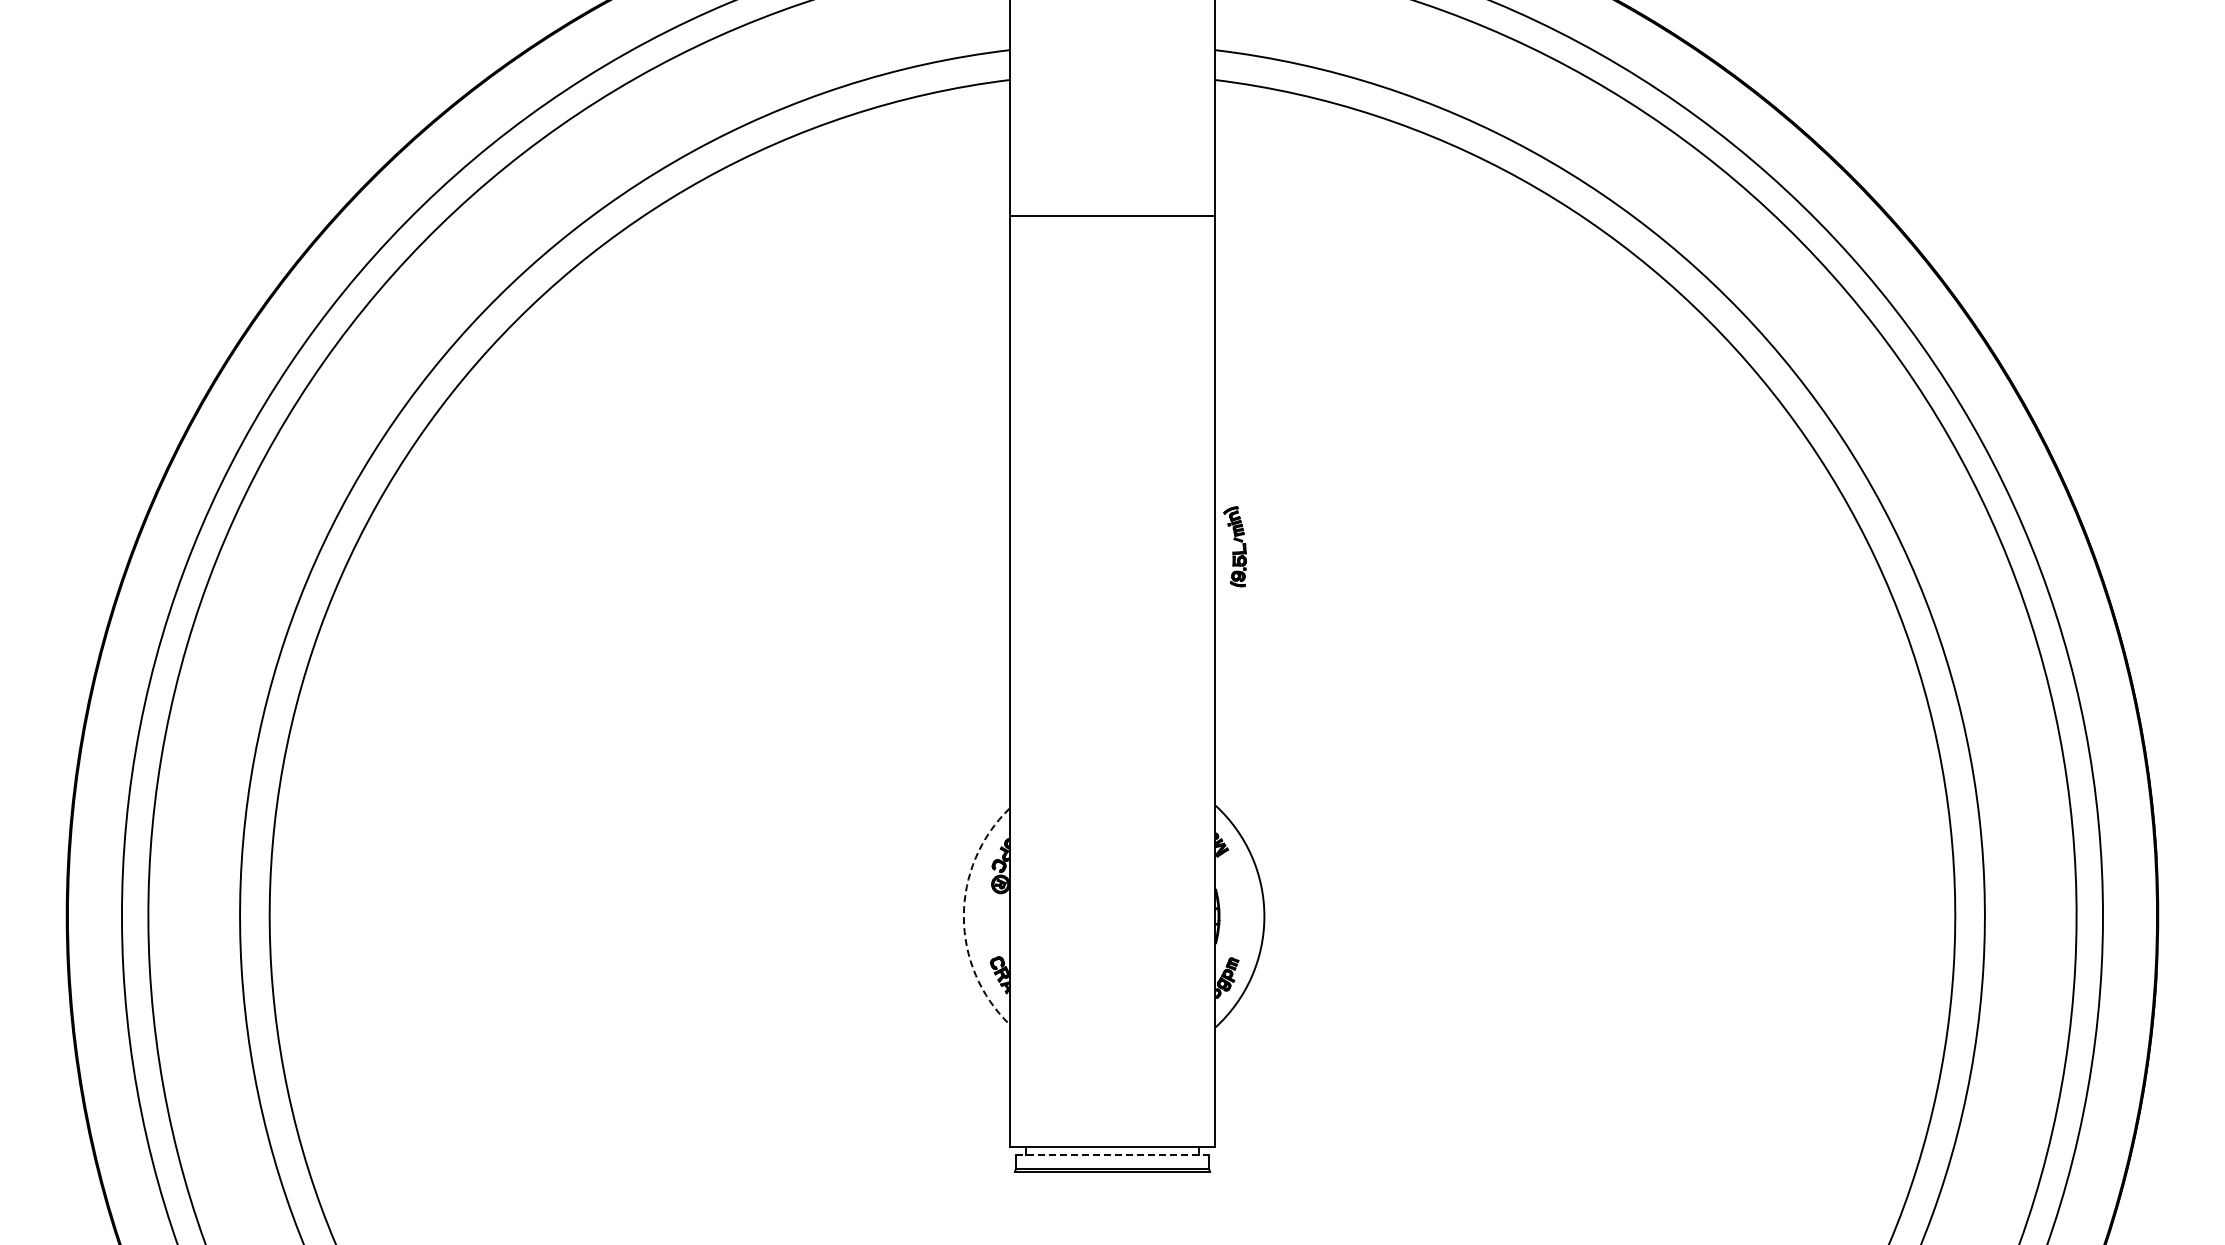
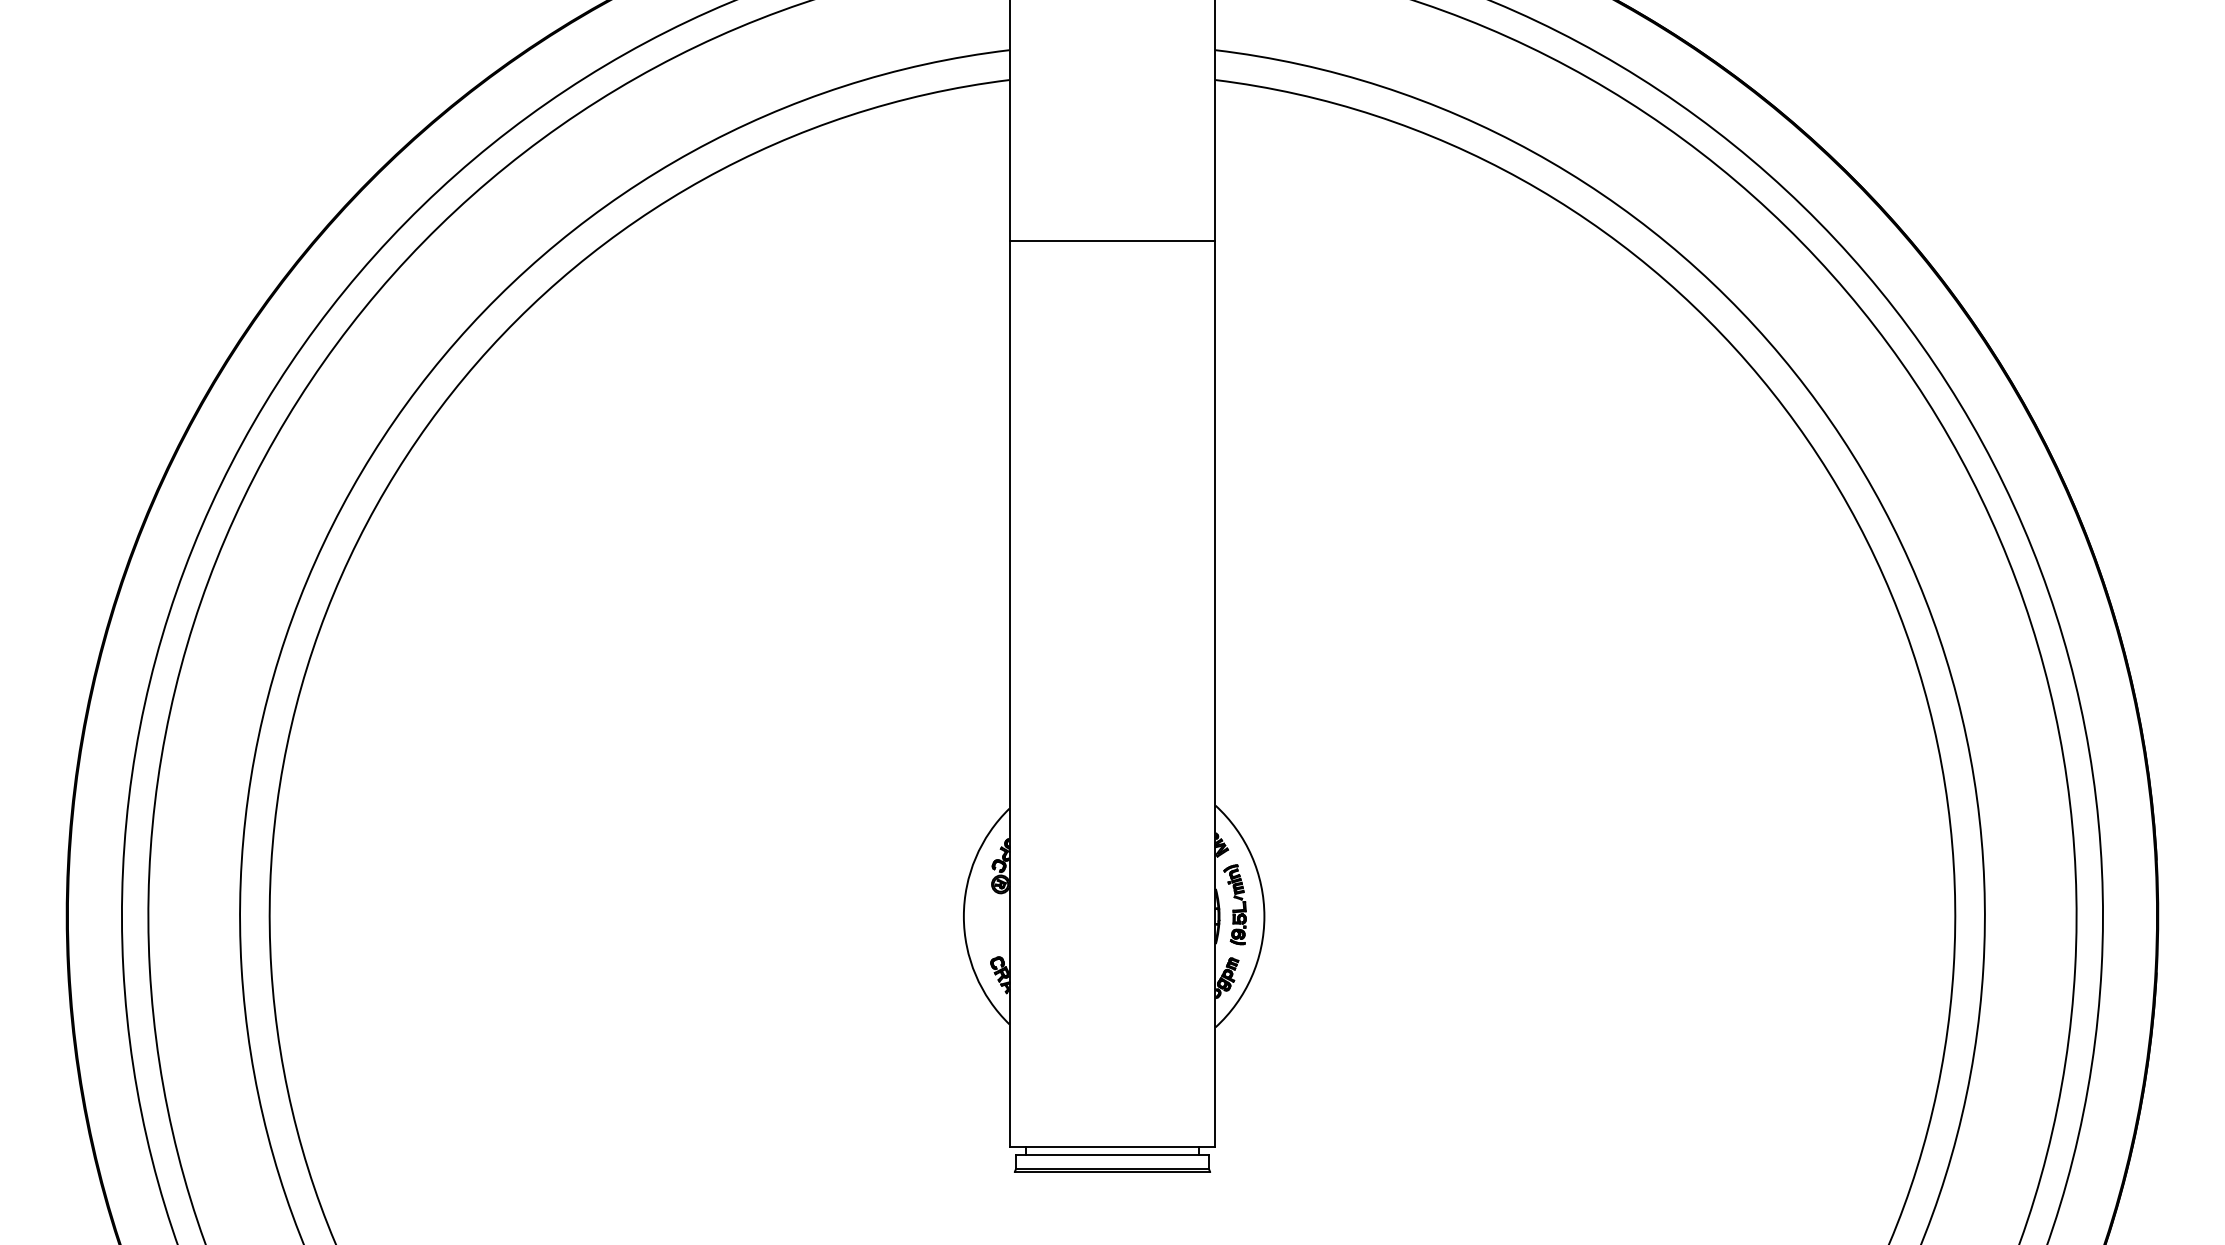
line position: (1112, 216) -> (1112, 241) (1112, 241)
part position: (1234, 546) -> (1234, 904) (1234, 904)
arc: dashed -> solid (963, 916)
line: dashed -> solid (1112, 1155)
